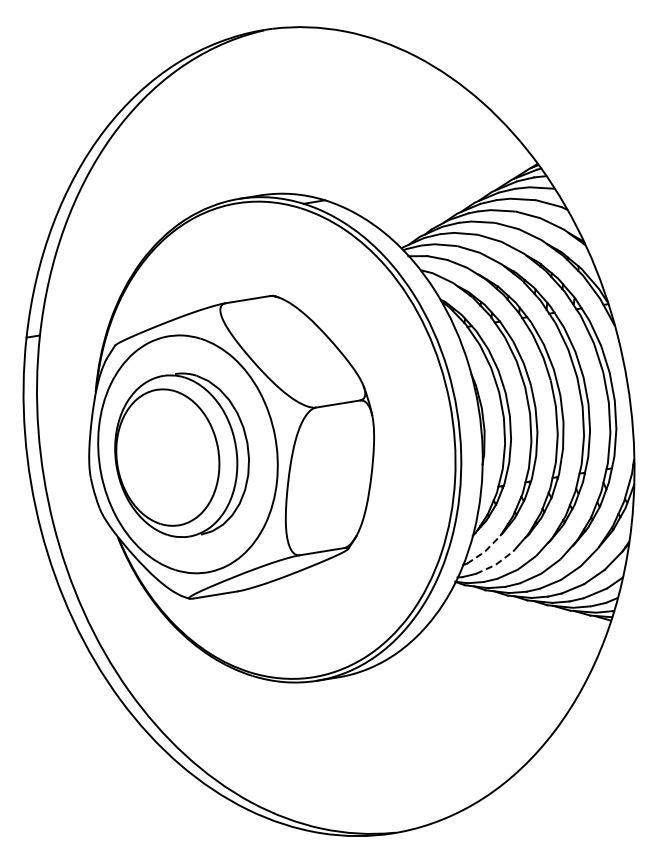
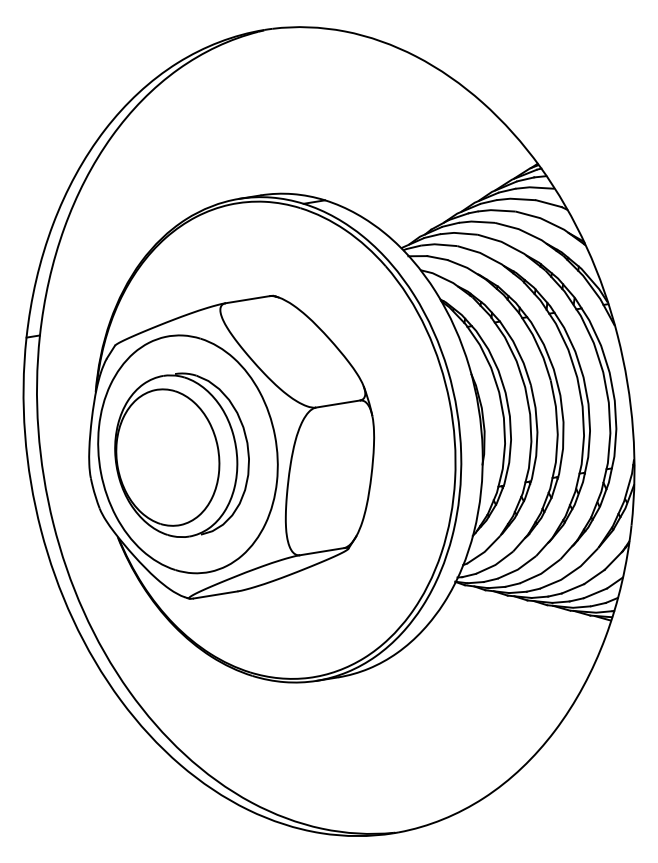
line: dashed -> solid (484, 551)
line: dashed -> solid (495, 564)
